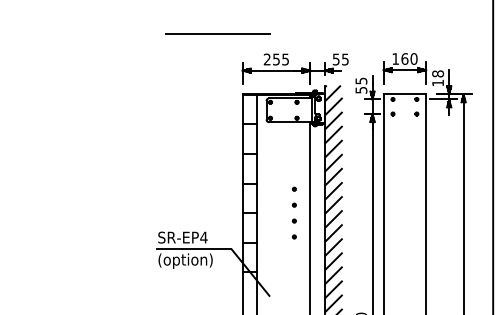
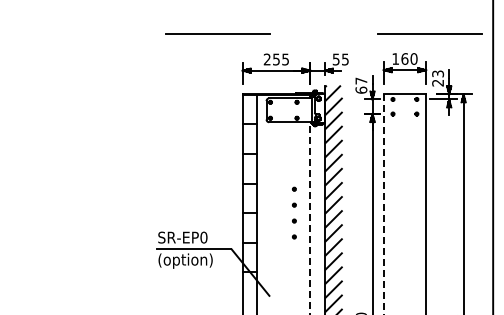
line: none -> present (429, 33)
text: 18 -> 23 (437, 78)
text: 55 -> 67 (361, 85)
line: solid -> dashed (383, 205)
line: solid -> dashed (310, 217)
text: SR-EP4 -> SR-EP0 (203, 237)
